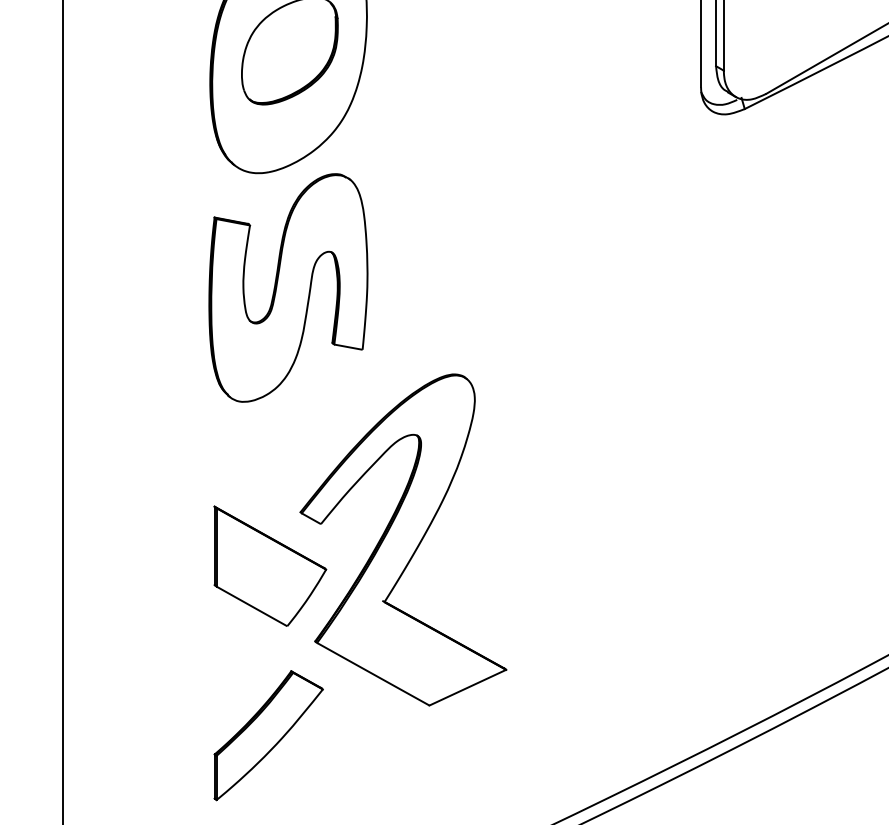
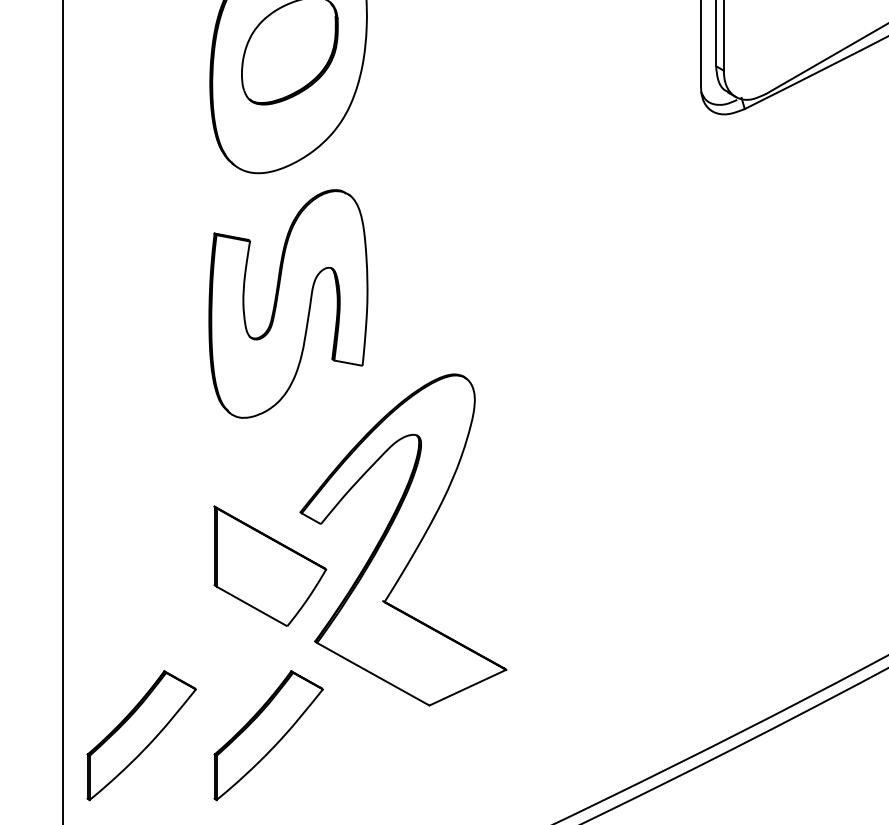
part position: (288, 287) -> (288, 303) (288, 303)
part: none -> present (141, 735)
